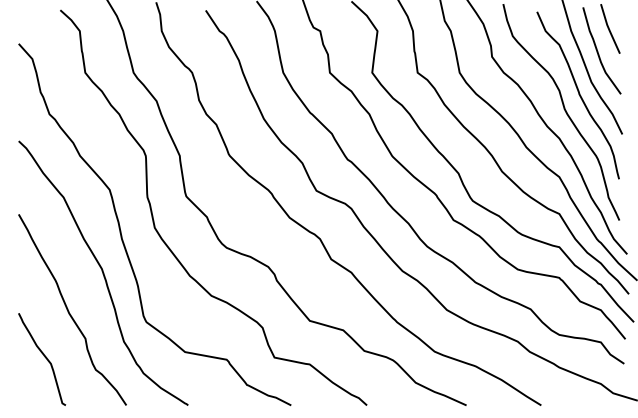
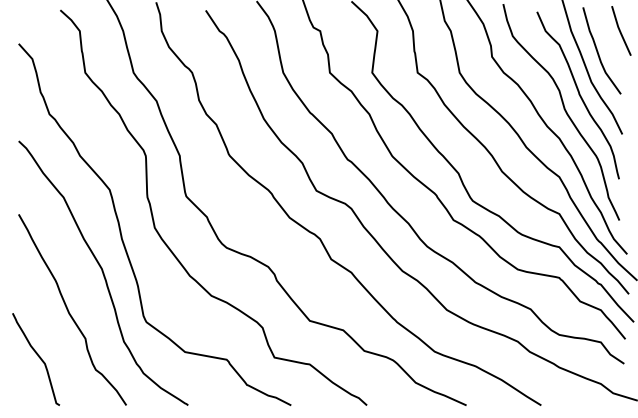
line position: (609, 28) -> (620, 30) (620, 30)
curve position: (44, 357) -> (38, 357) (38, 357)
